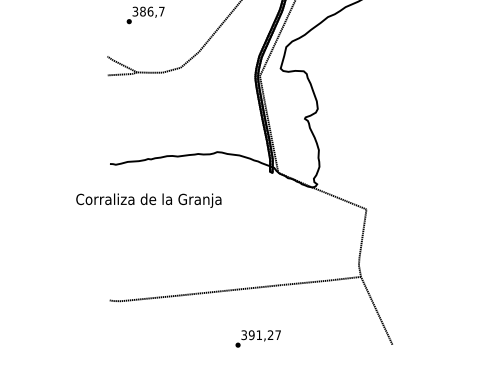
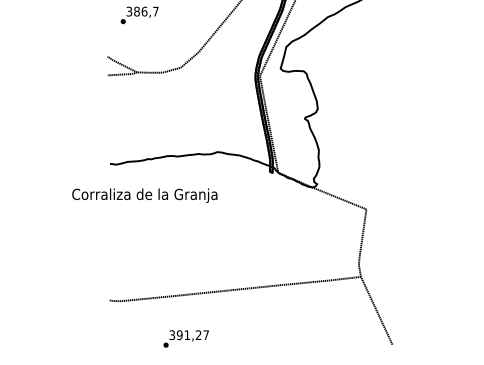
text position: (145, 15) -> (139, 15) (139, 15)
text position: (148, 200) -> (144, 195) (144, 195)
text position: (257, 338) -> (185, 338) (185, 338)
